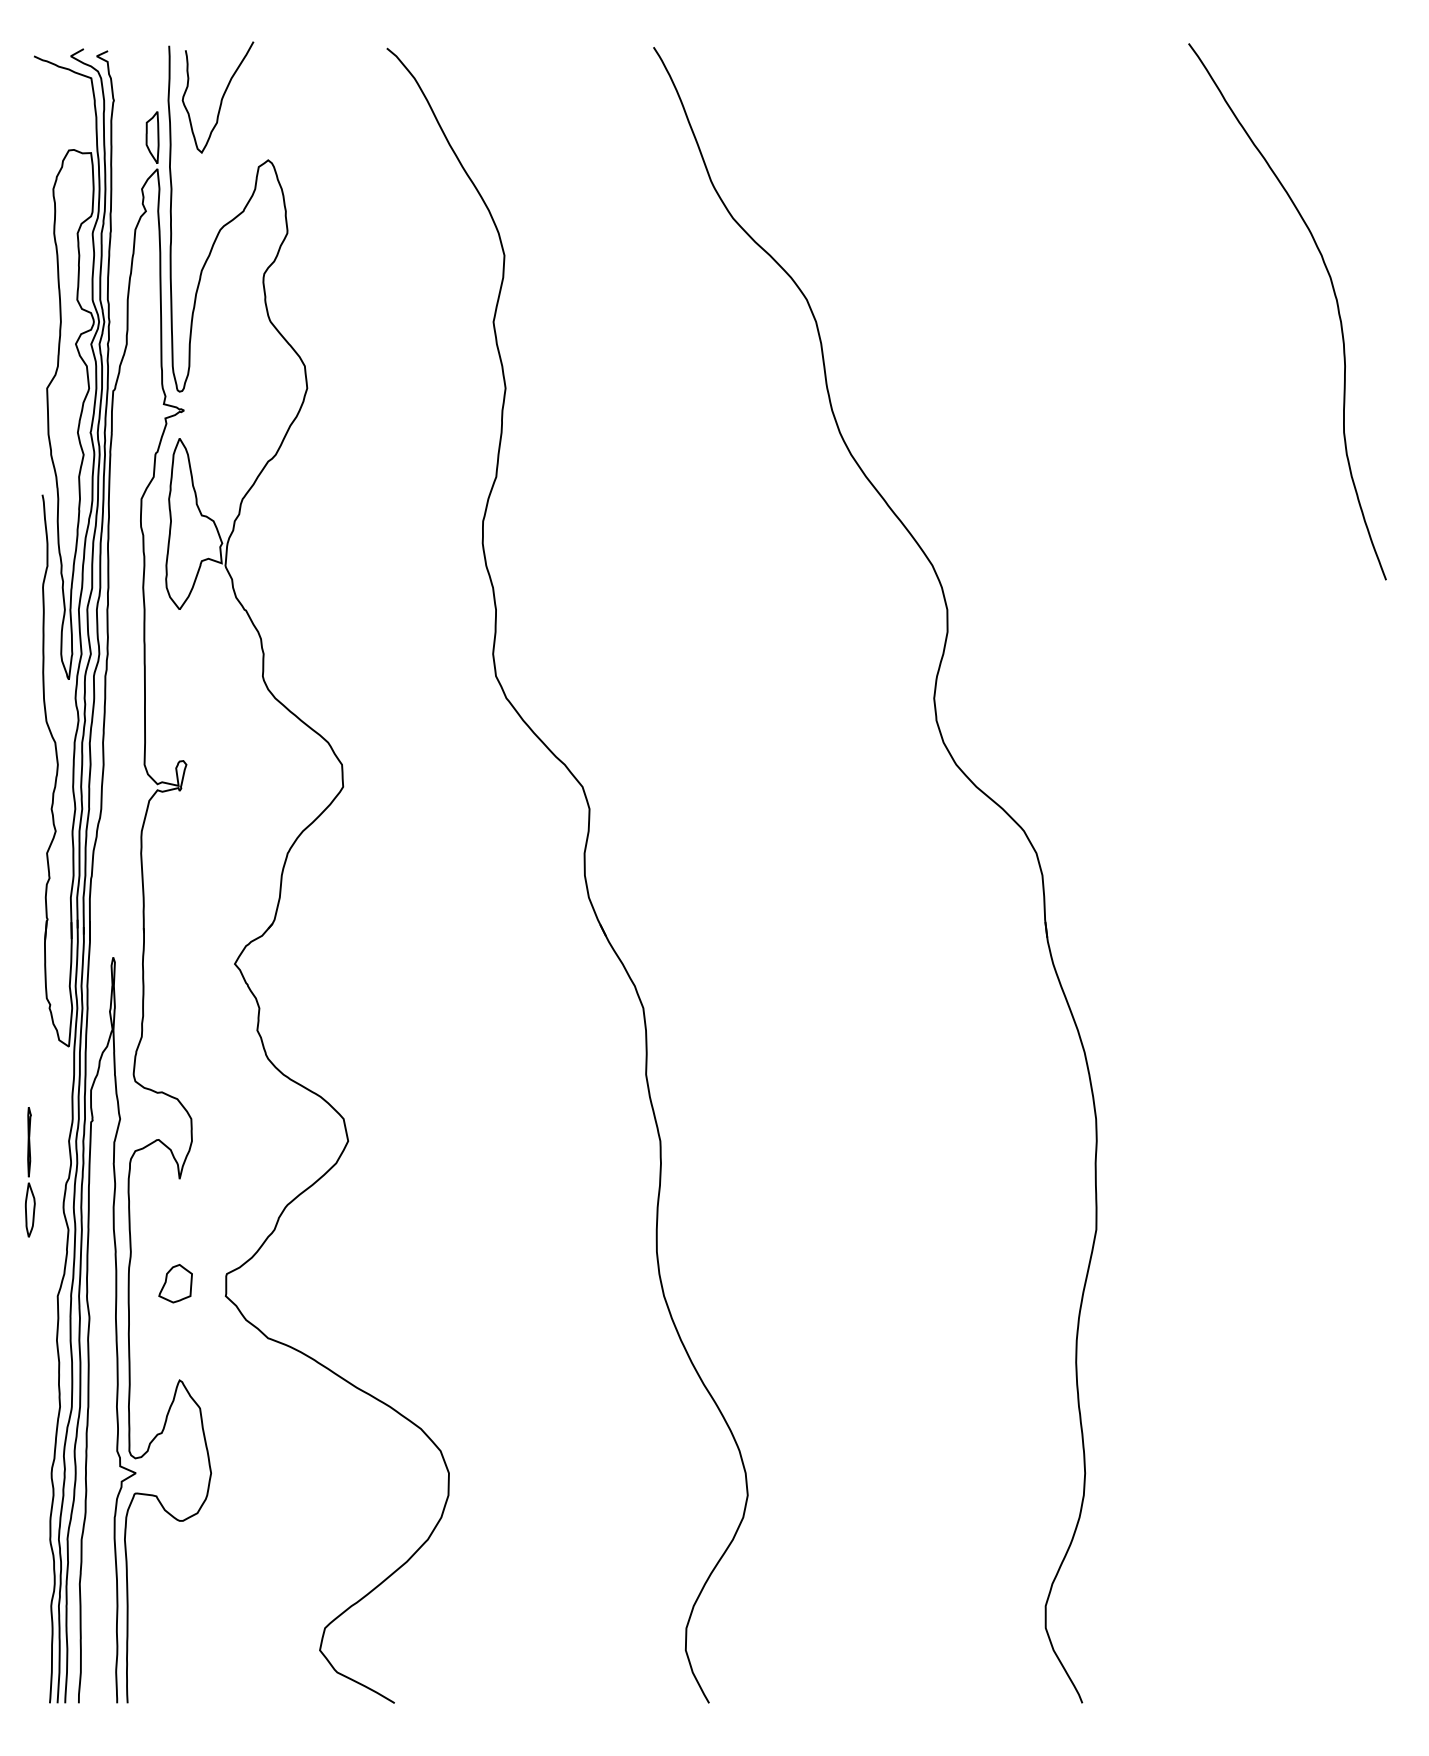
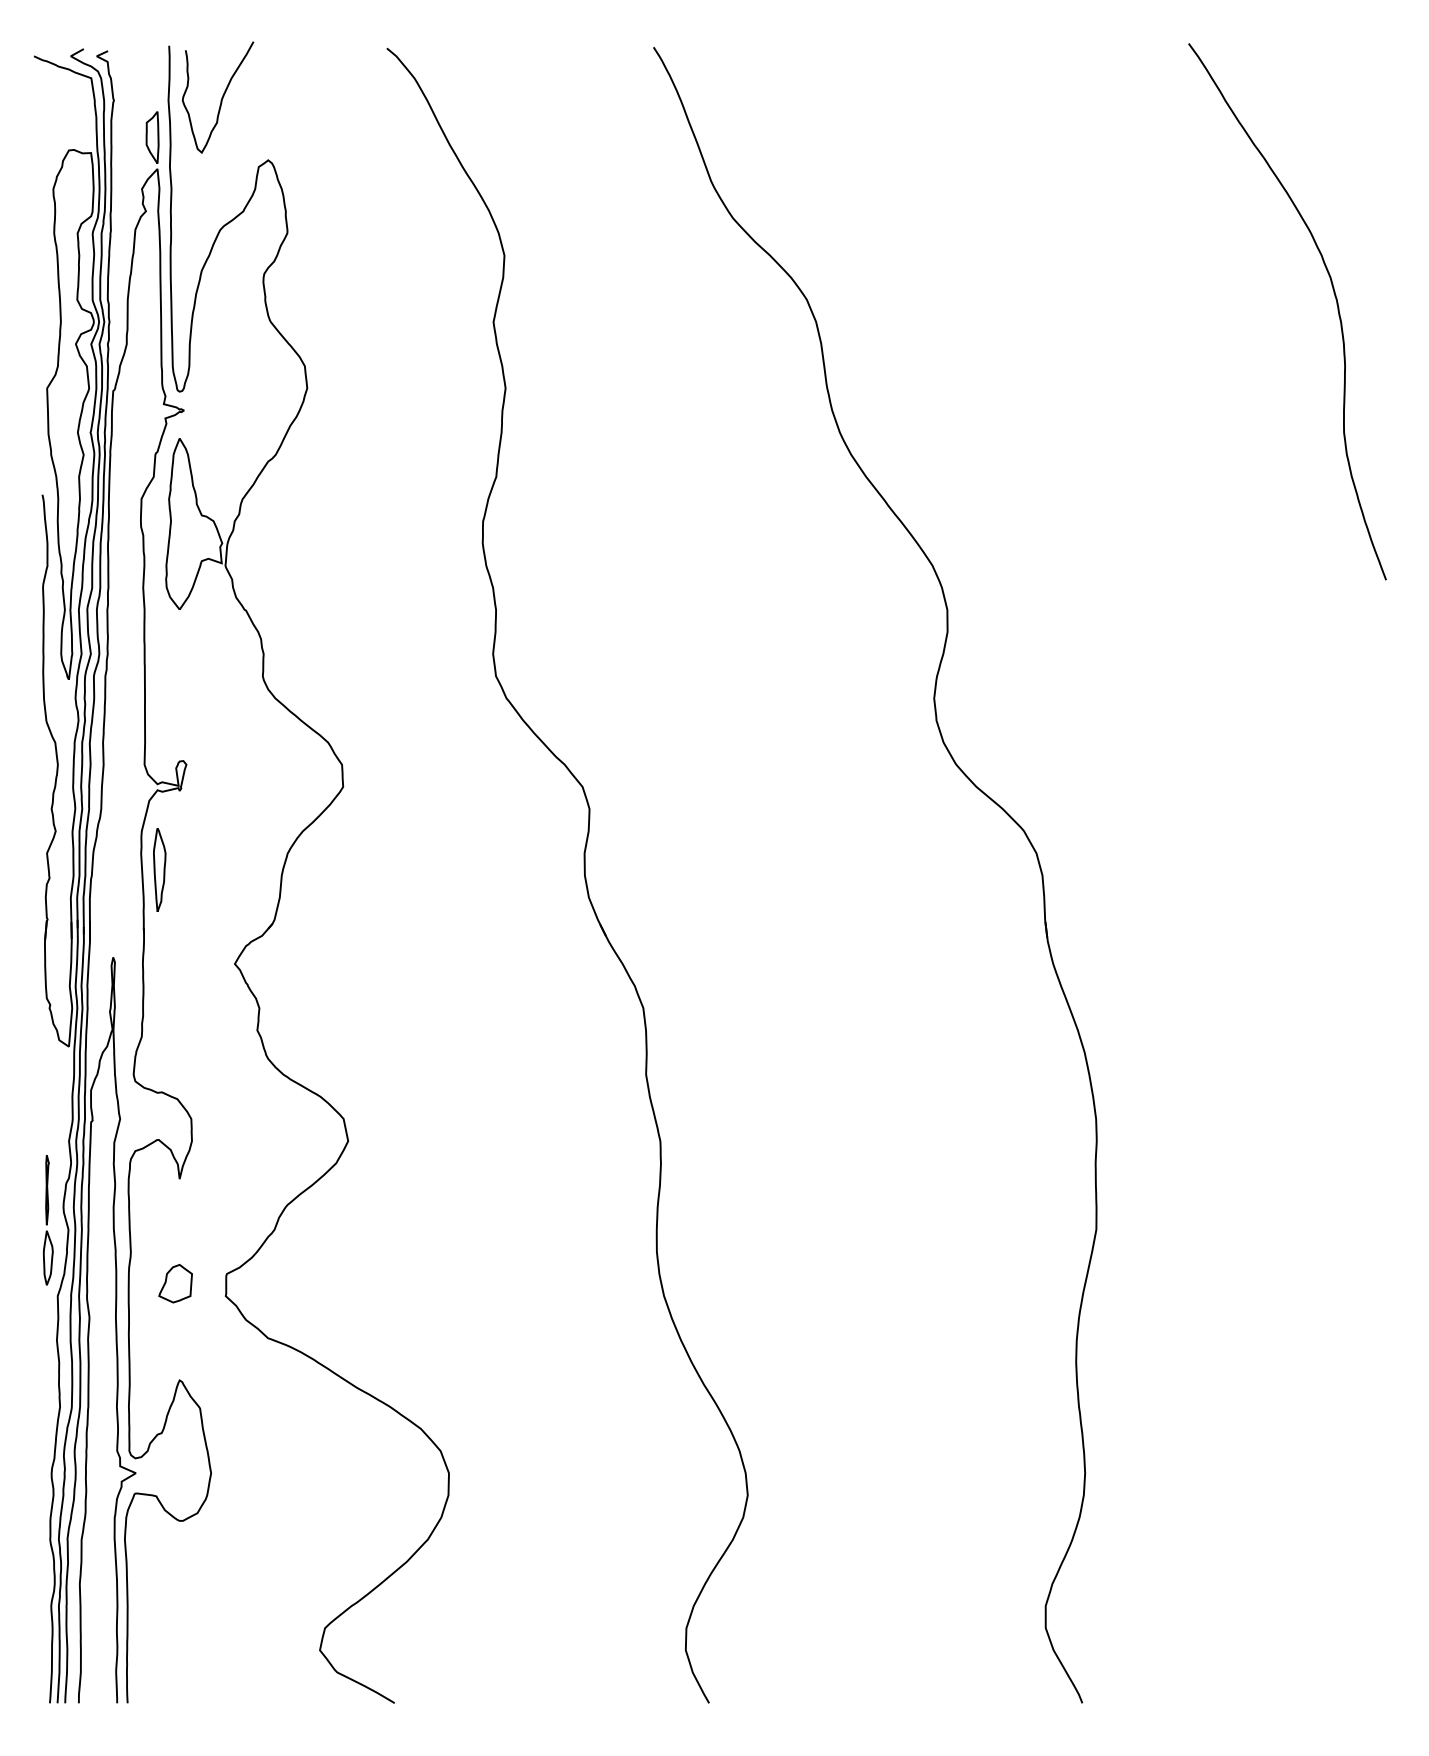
part: none -> present (159, 869)
part position: (29, 1172) -> (47, 1220) (47, 1220)
